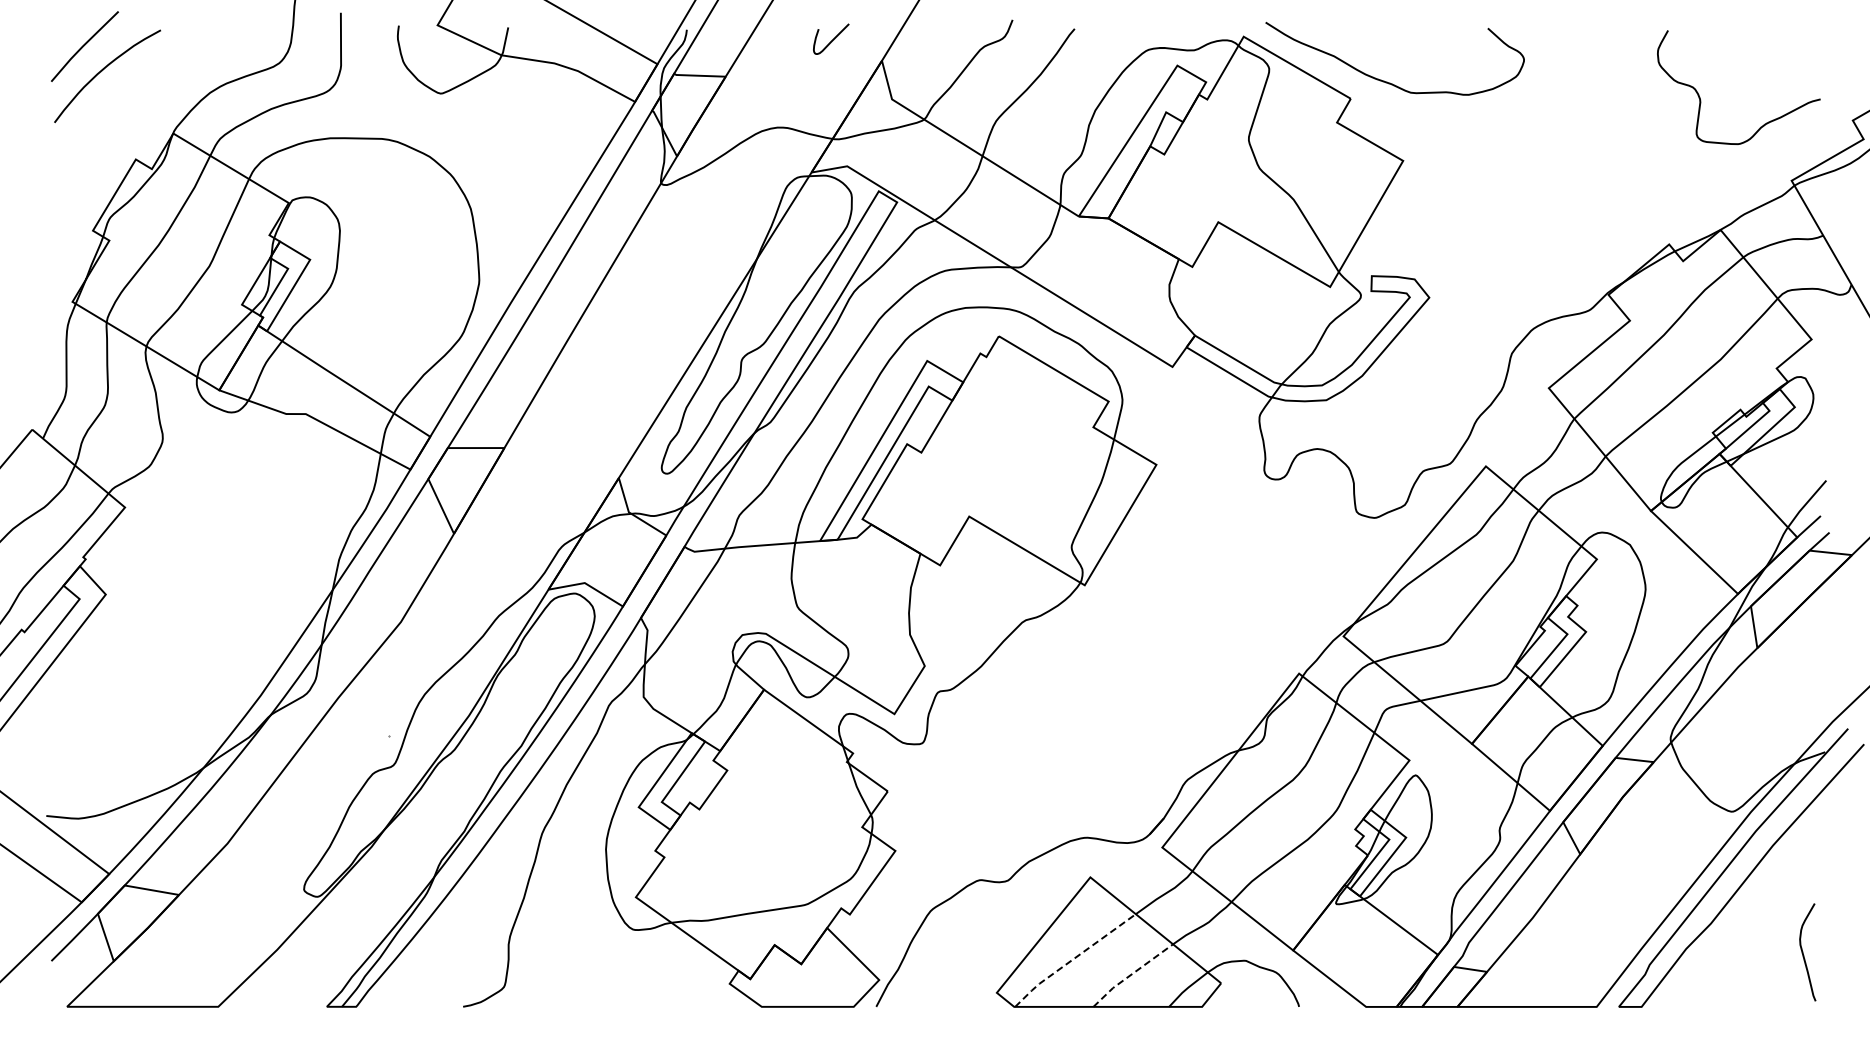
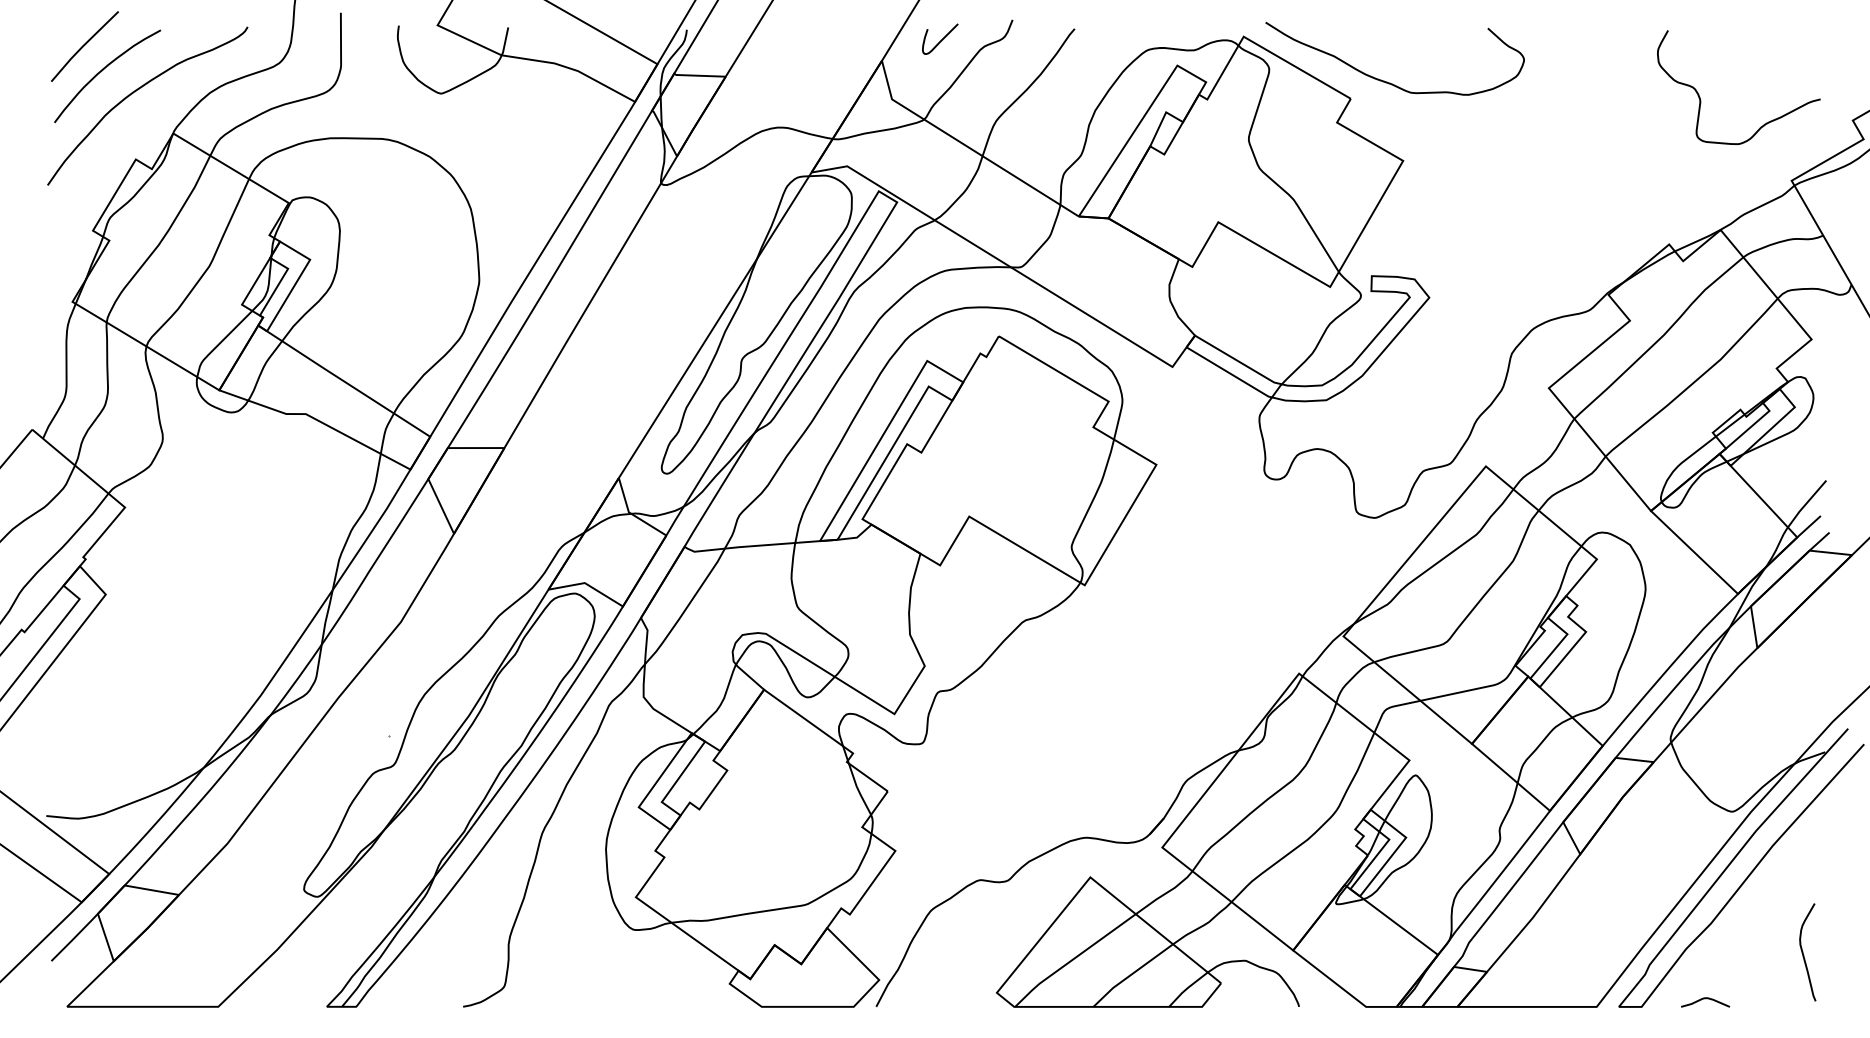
curve position: (832, 39) -> (941, 39) (941, 39)
curve: none -> present (138, 90)
line: dashed -> solid (1072, 959)
line: dashed -> solid (1131, 974)
curve: none -> present (1705, 999)
